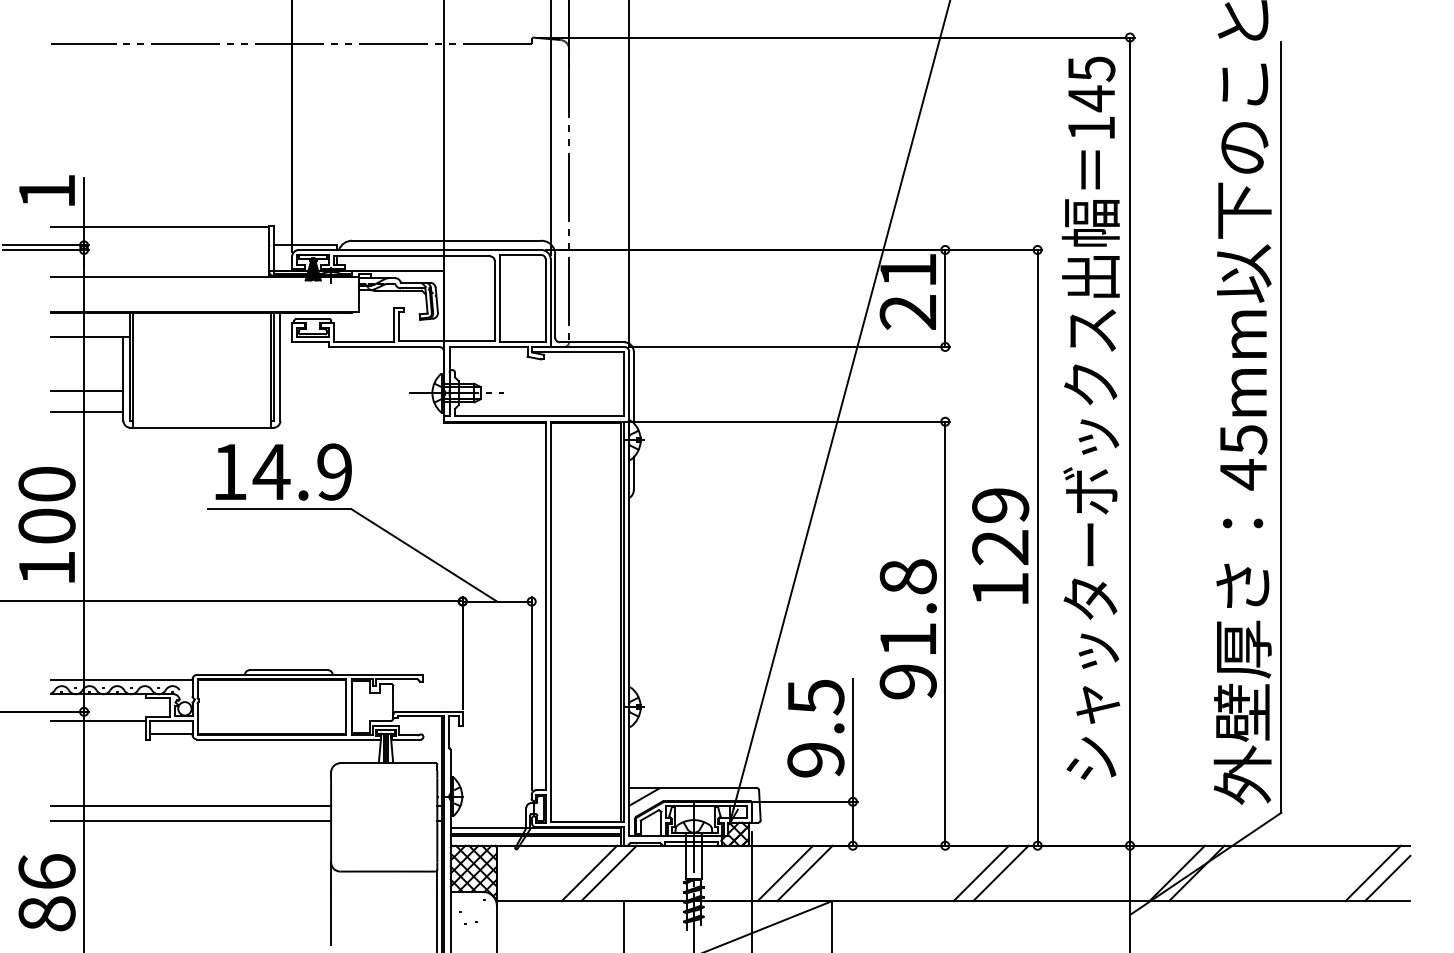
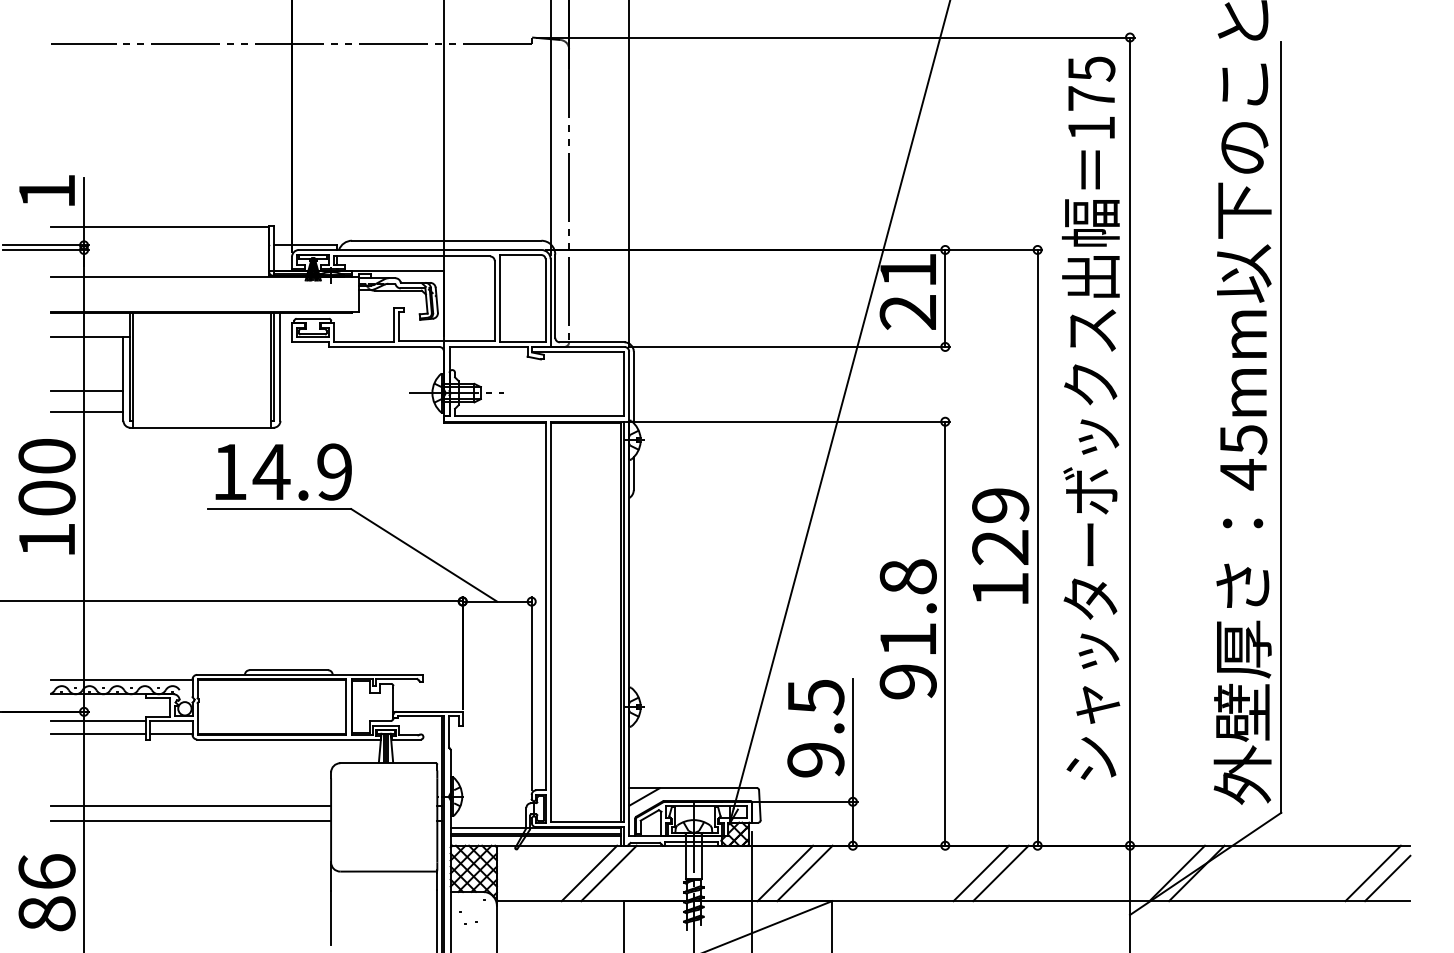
text: 145 -> 175 (1091, 98)
text position: (46, 524) -> (46, 496) (46, 496)
line: none -> present (98, 733)
